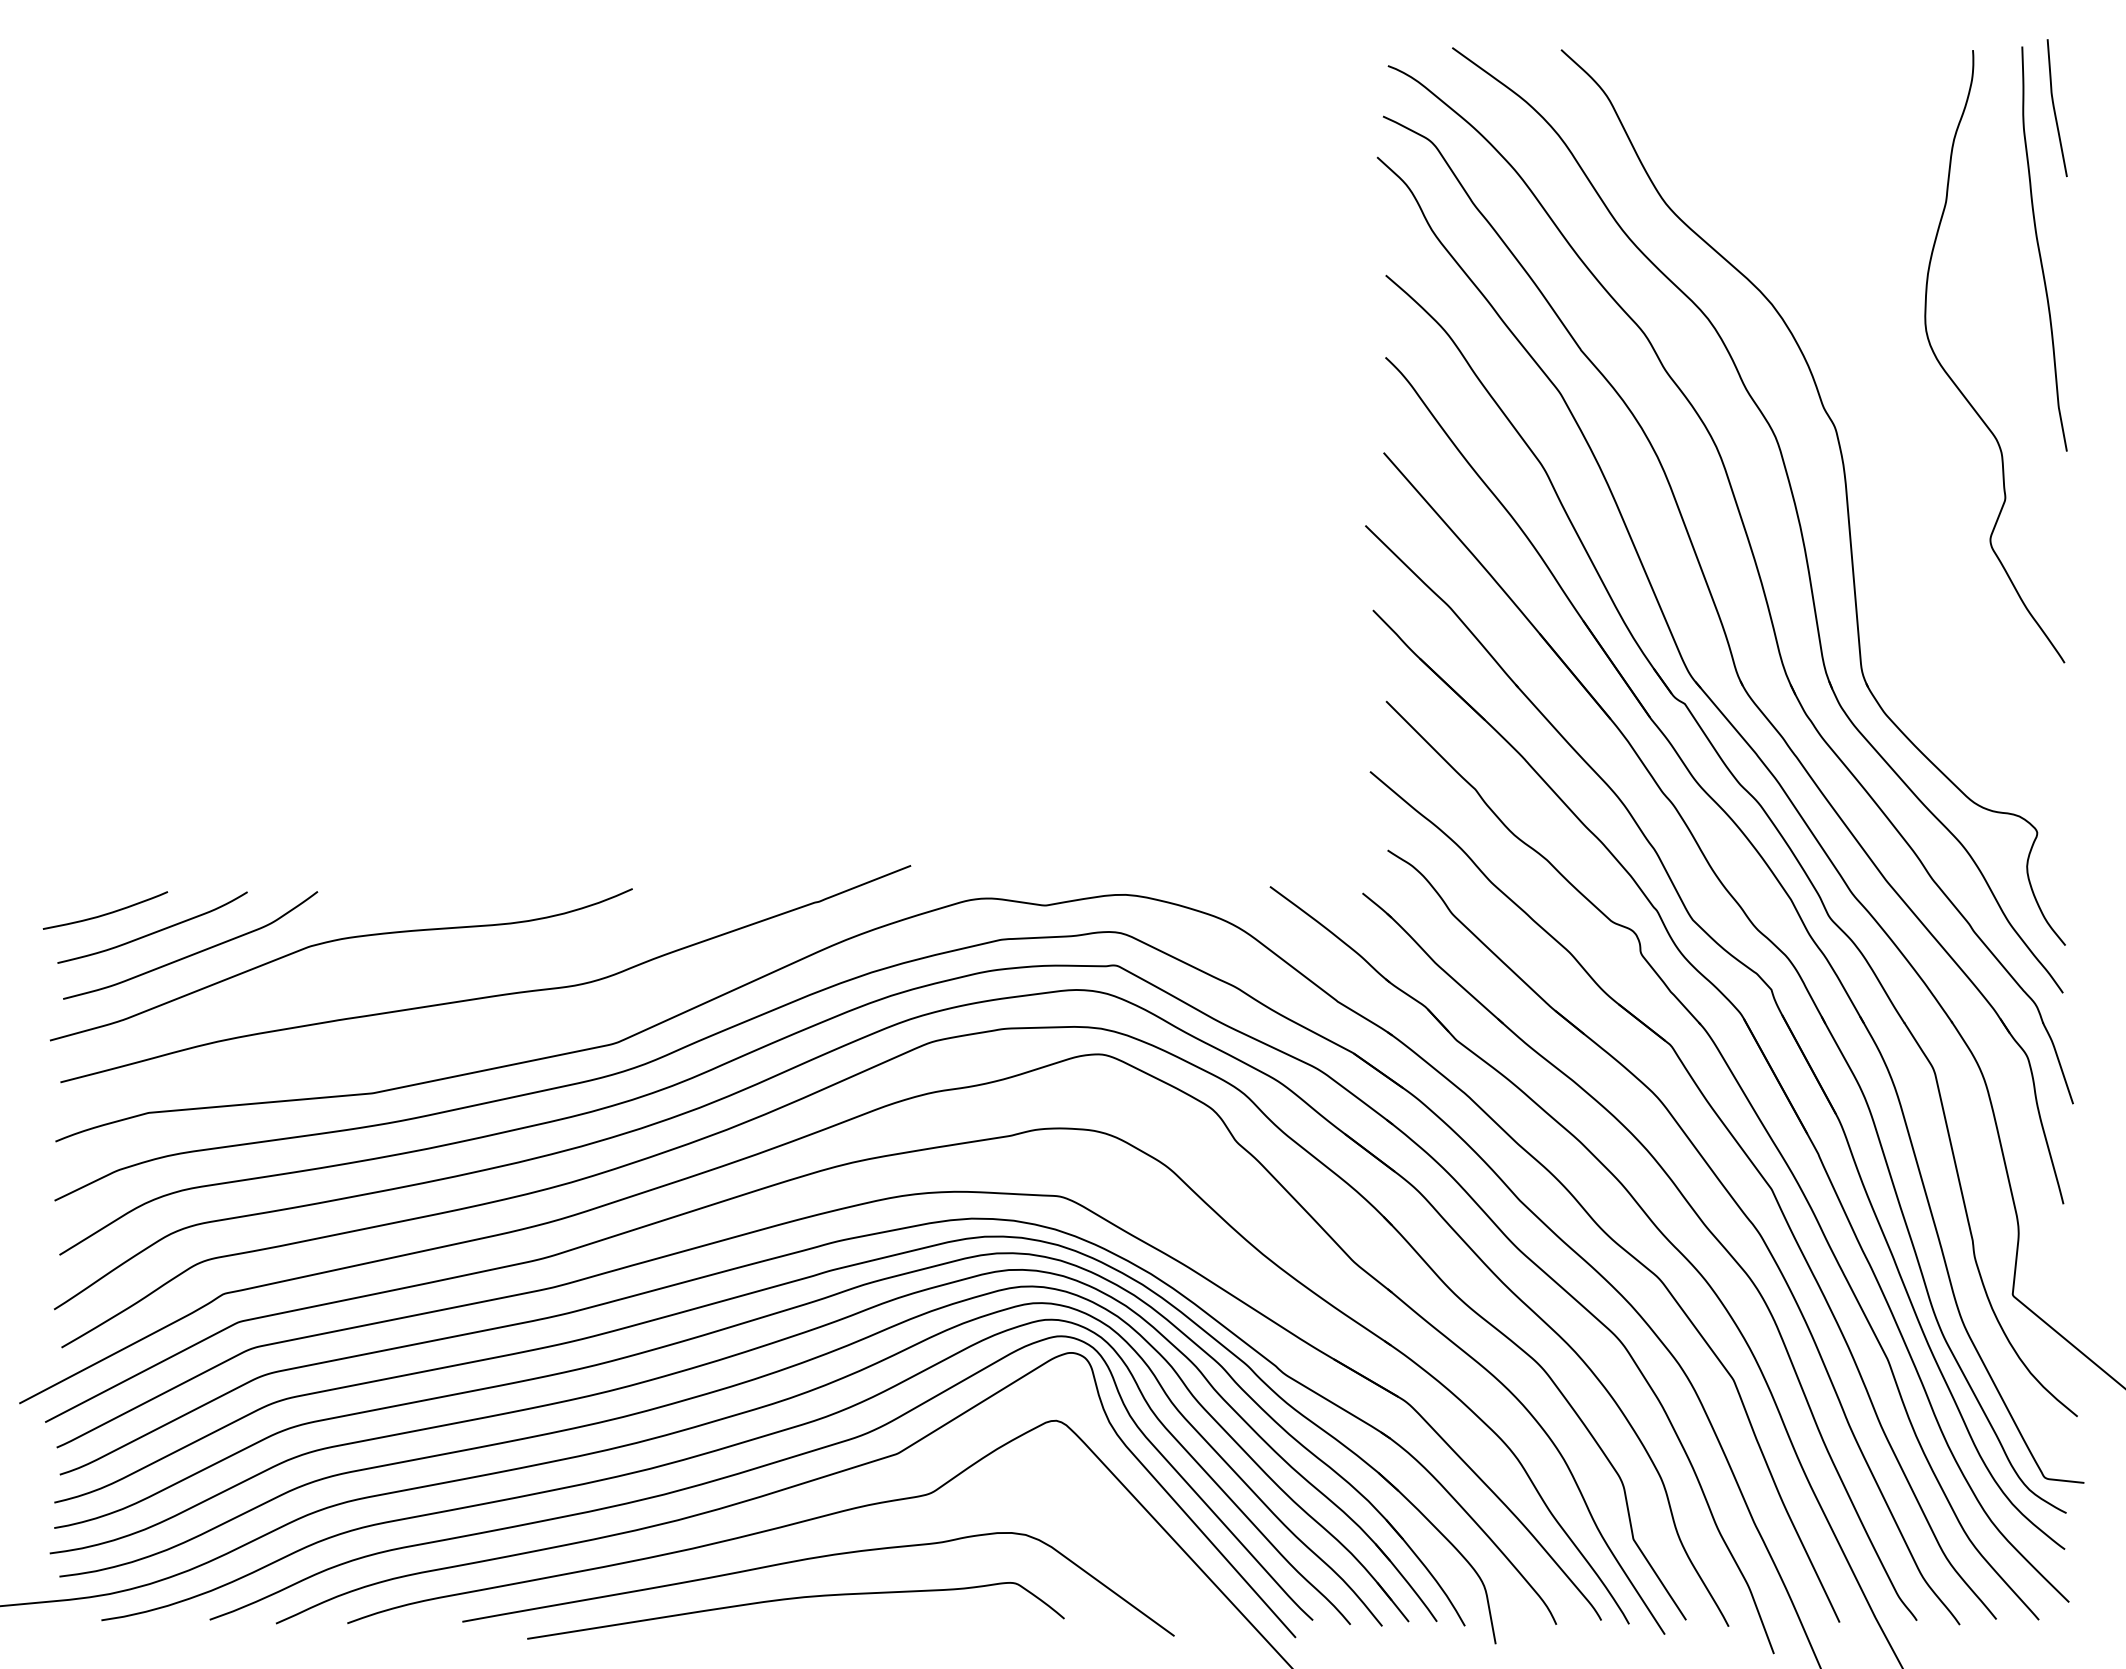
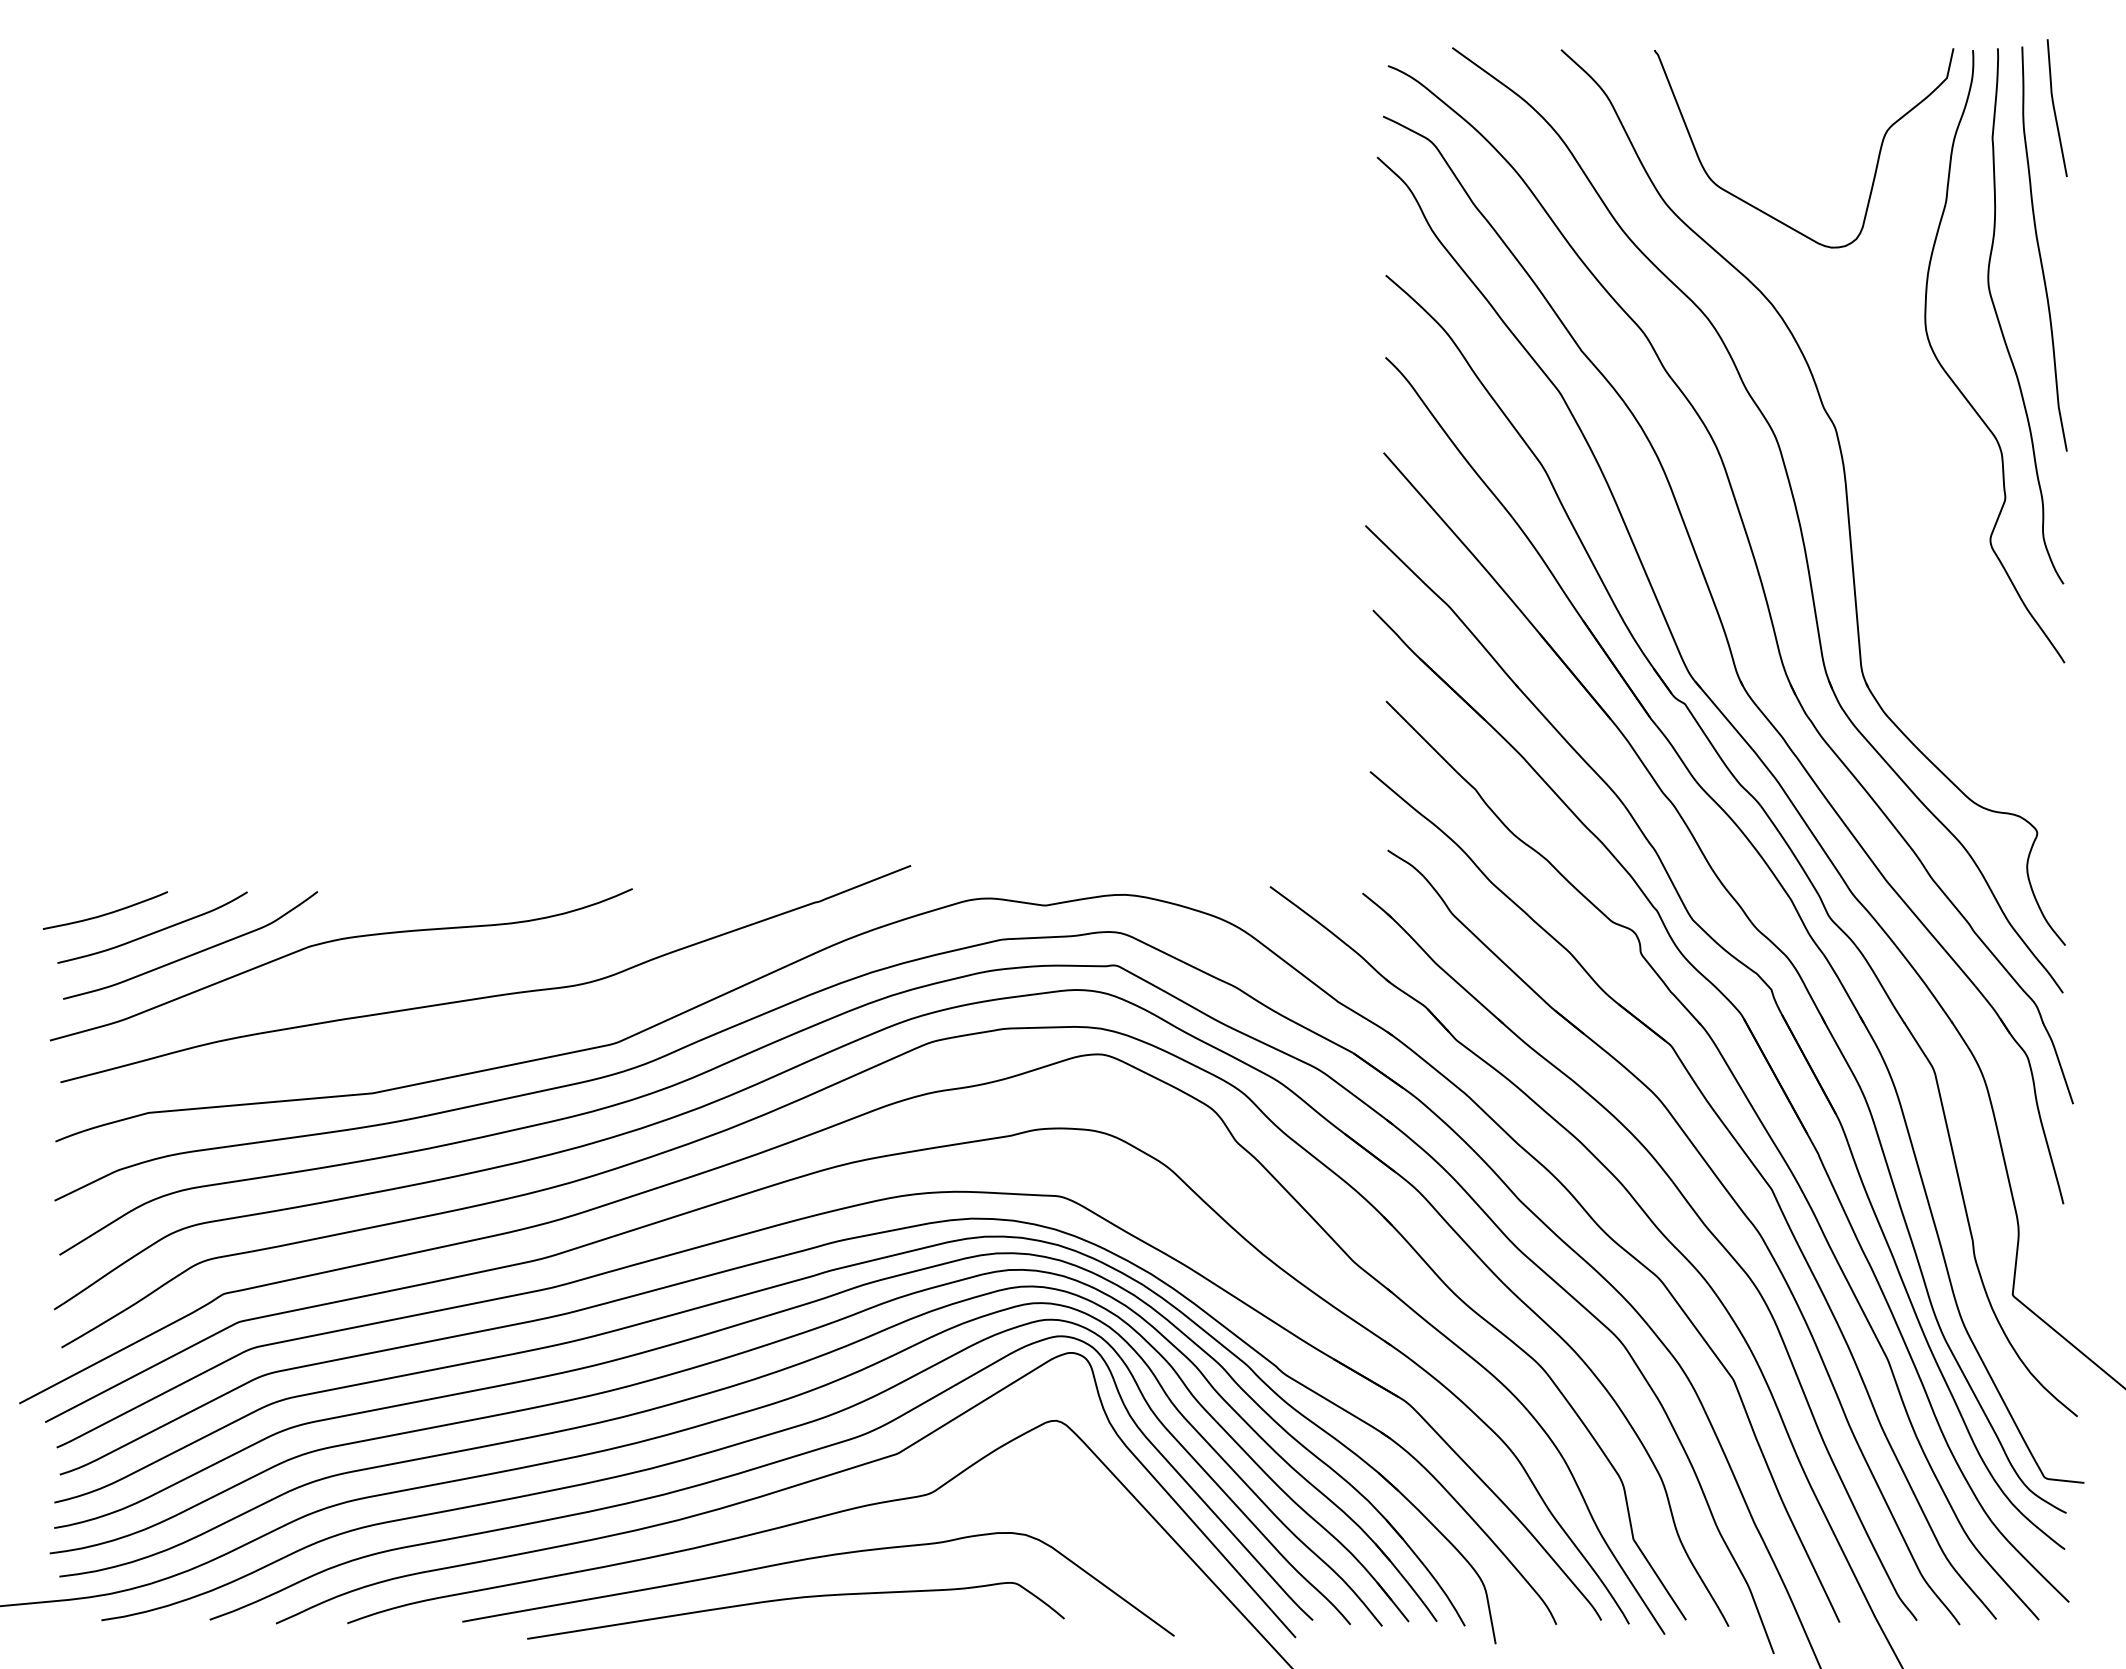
curve: none -> present (1875, 167)
curve: none -> present (2000, 323)
